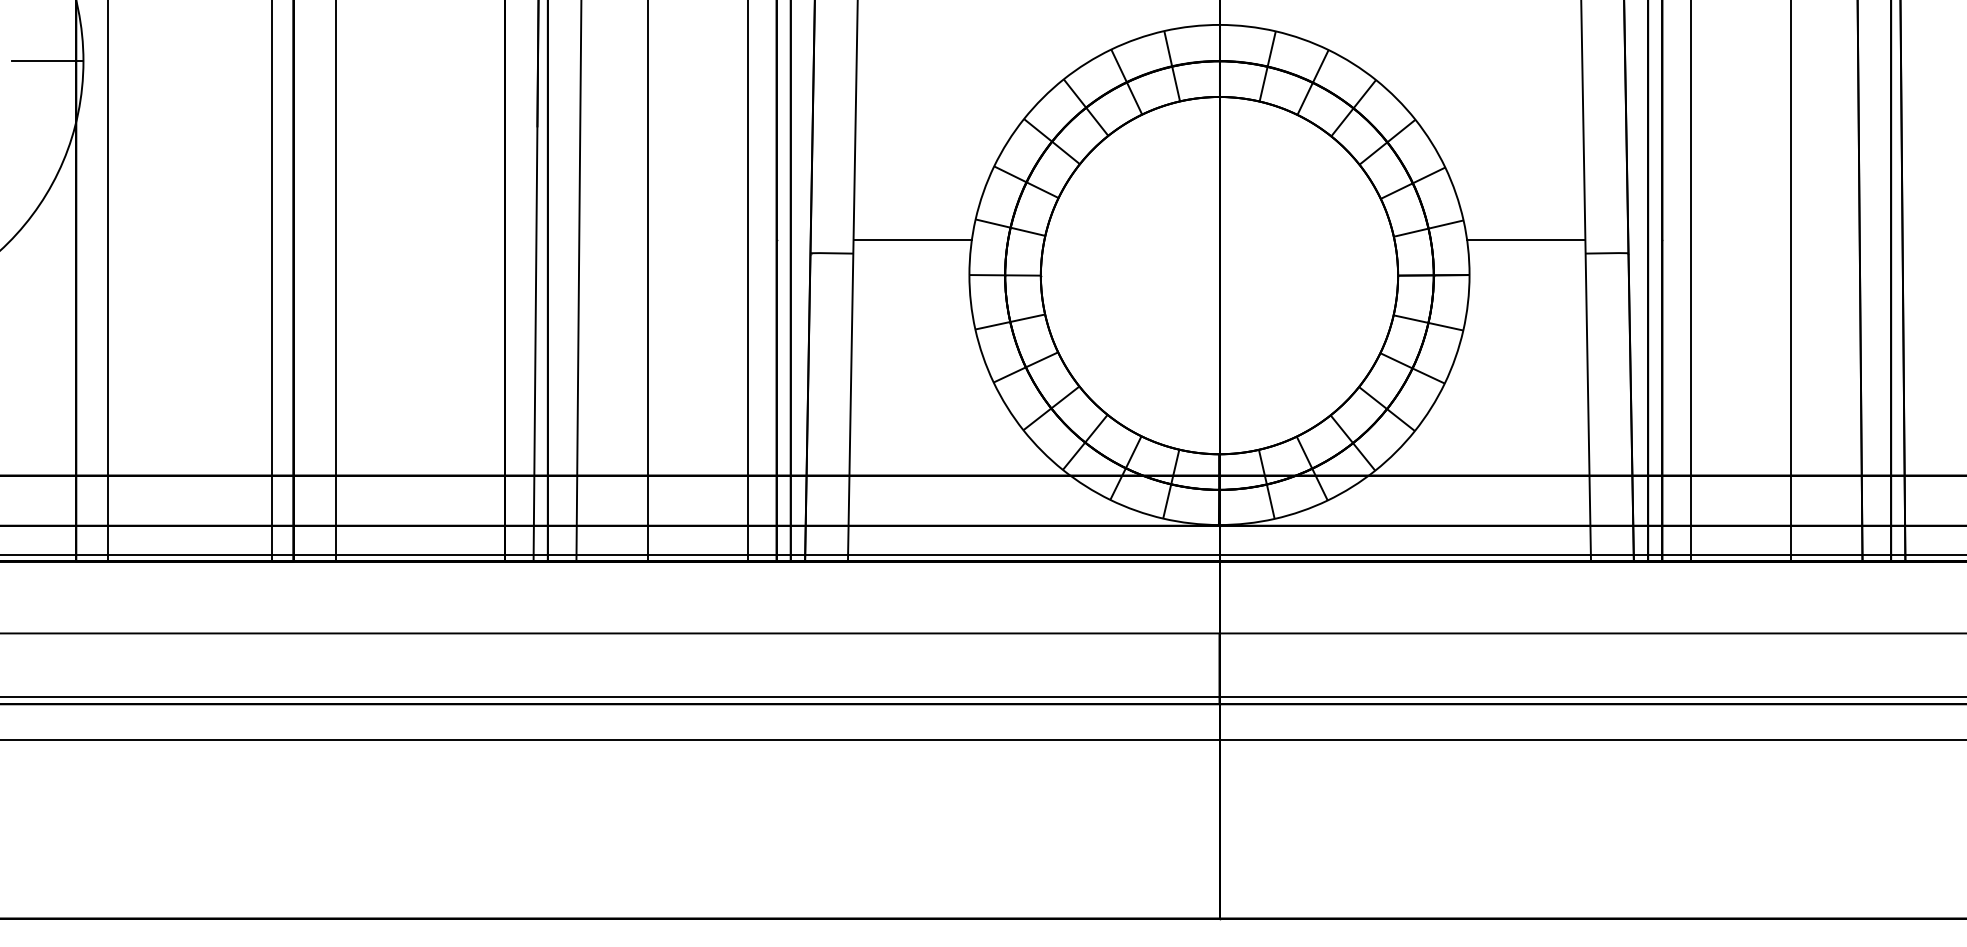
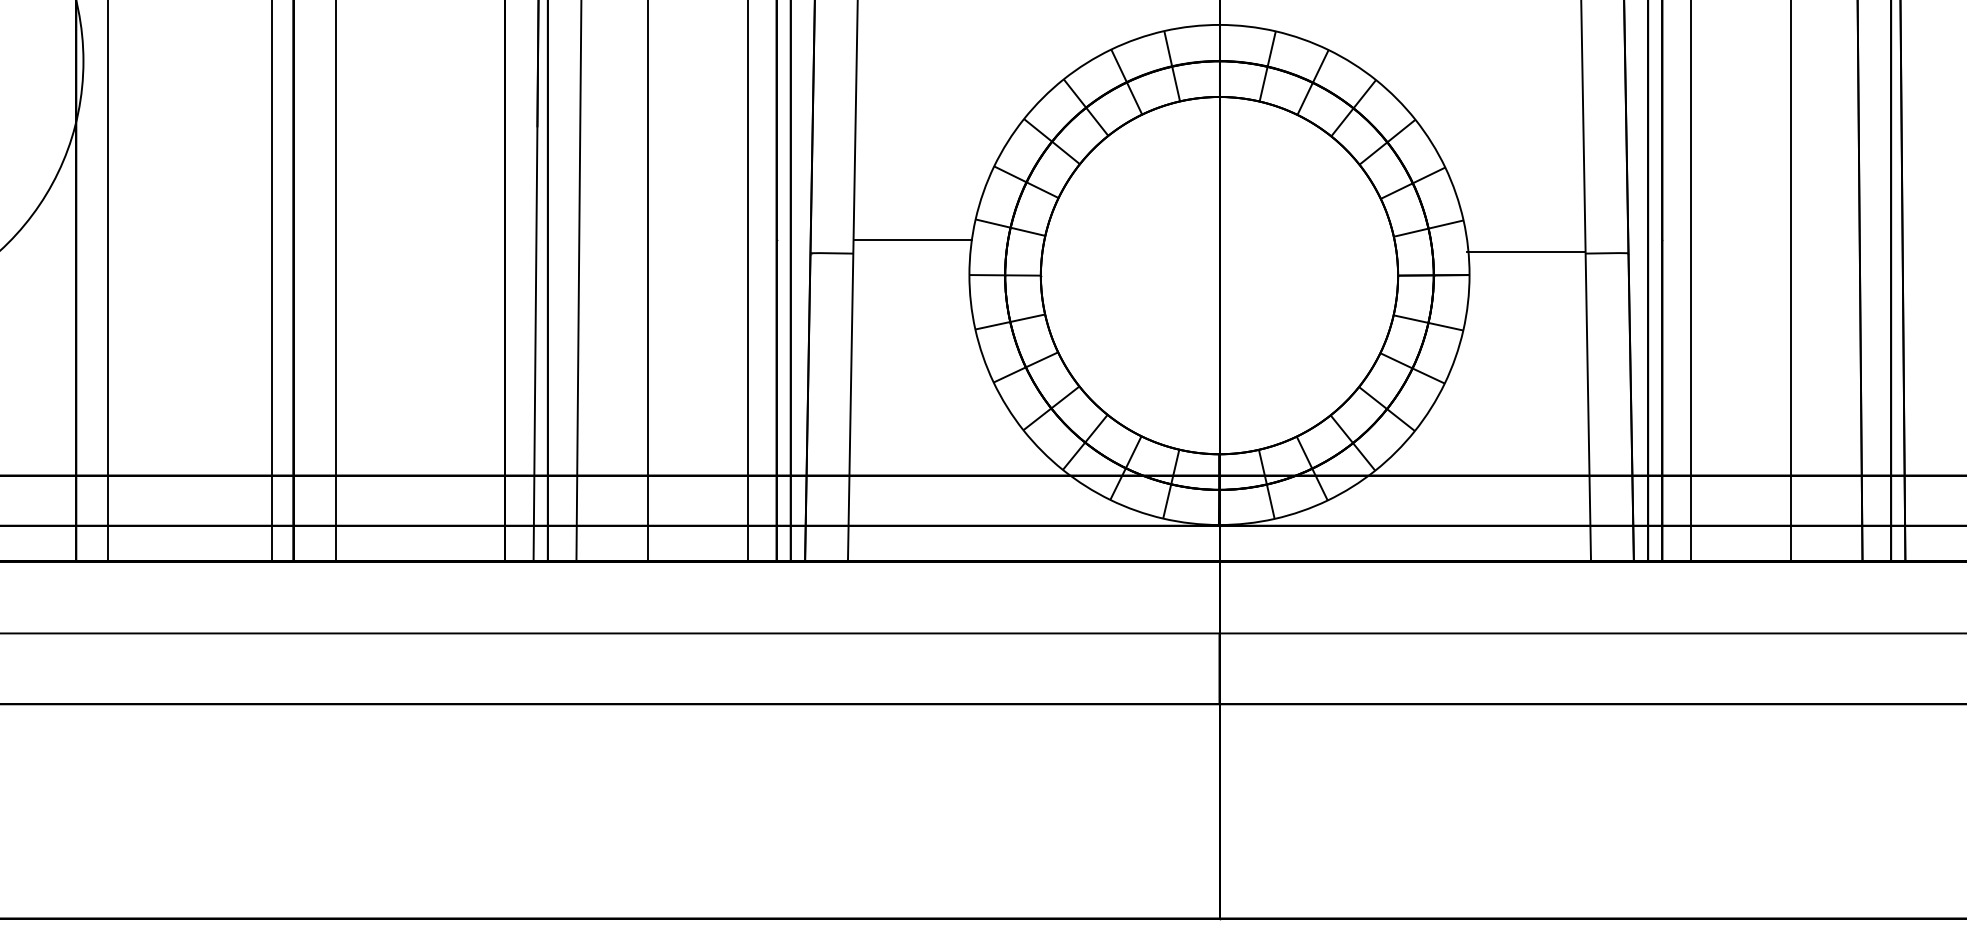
line: present -> none (47, 61)
line position: (1526, 239) -> (1526, 251) (1526, 251)
line: present -> none (982, 554)
line: present -> none (982, 697)
line: present -> none (982, 740)
